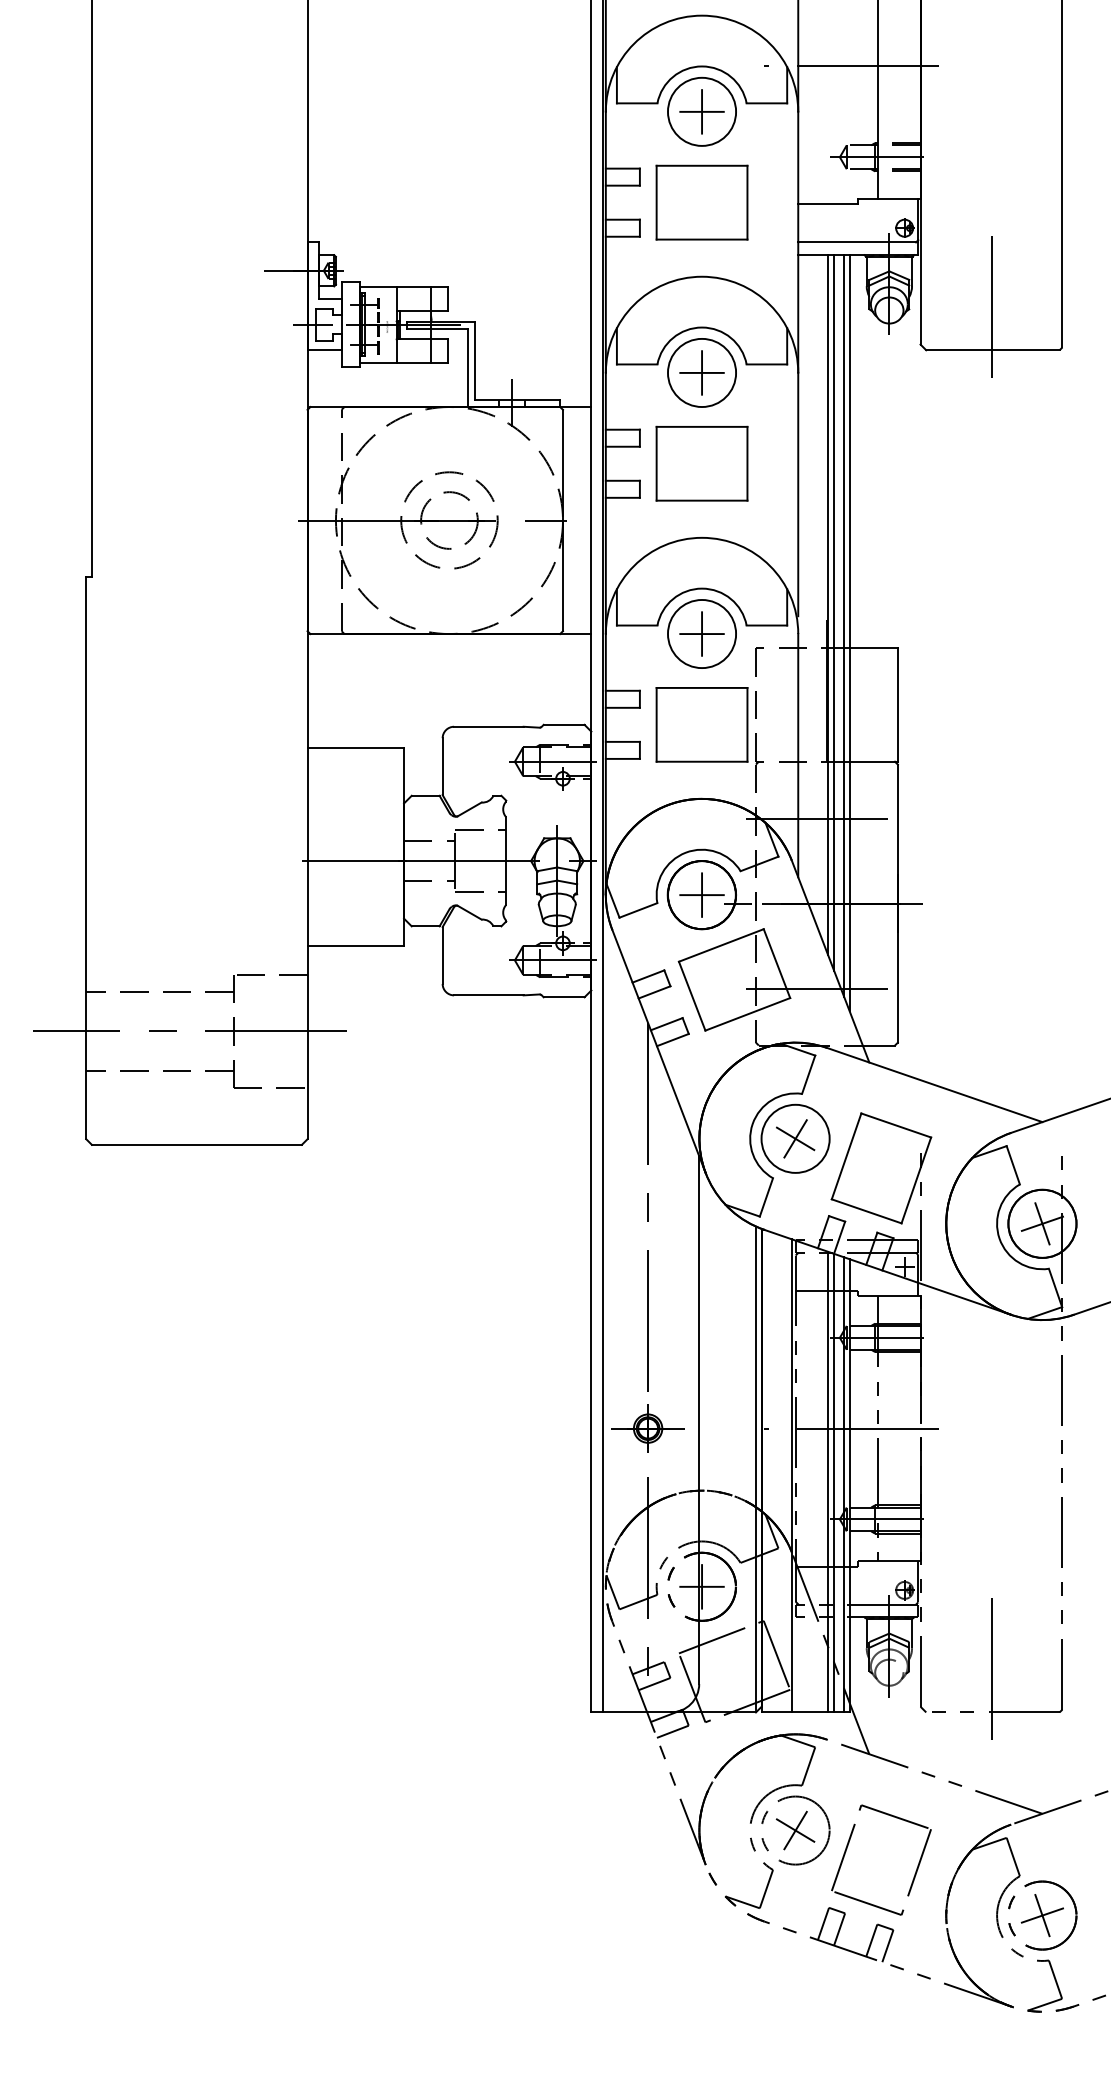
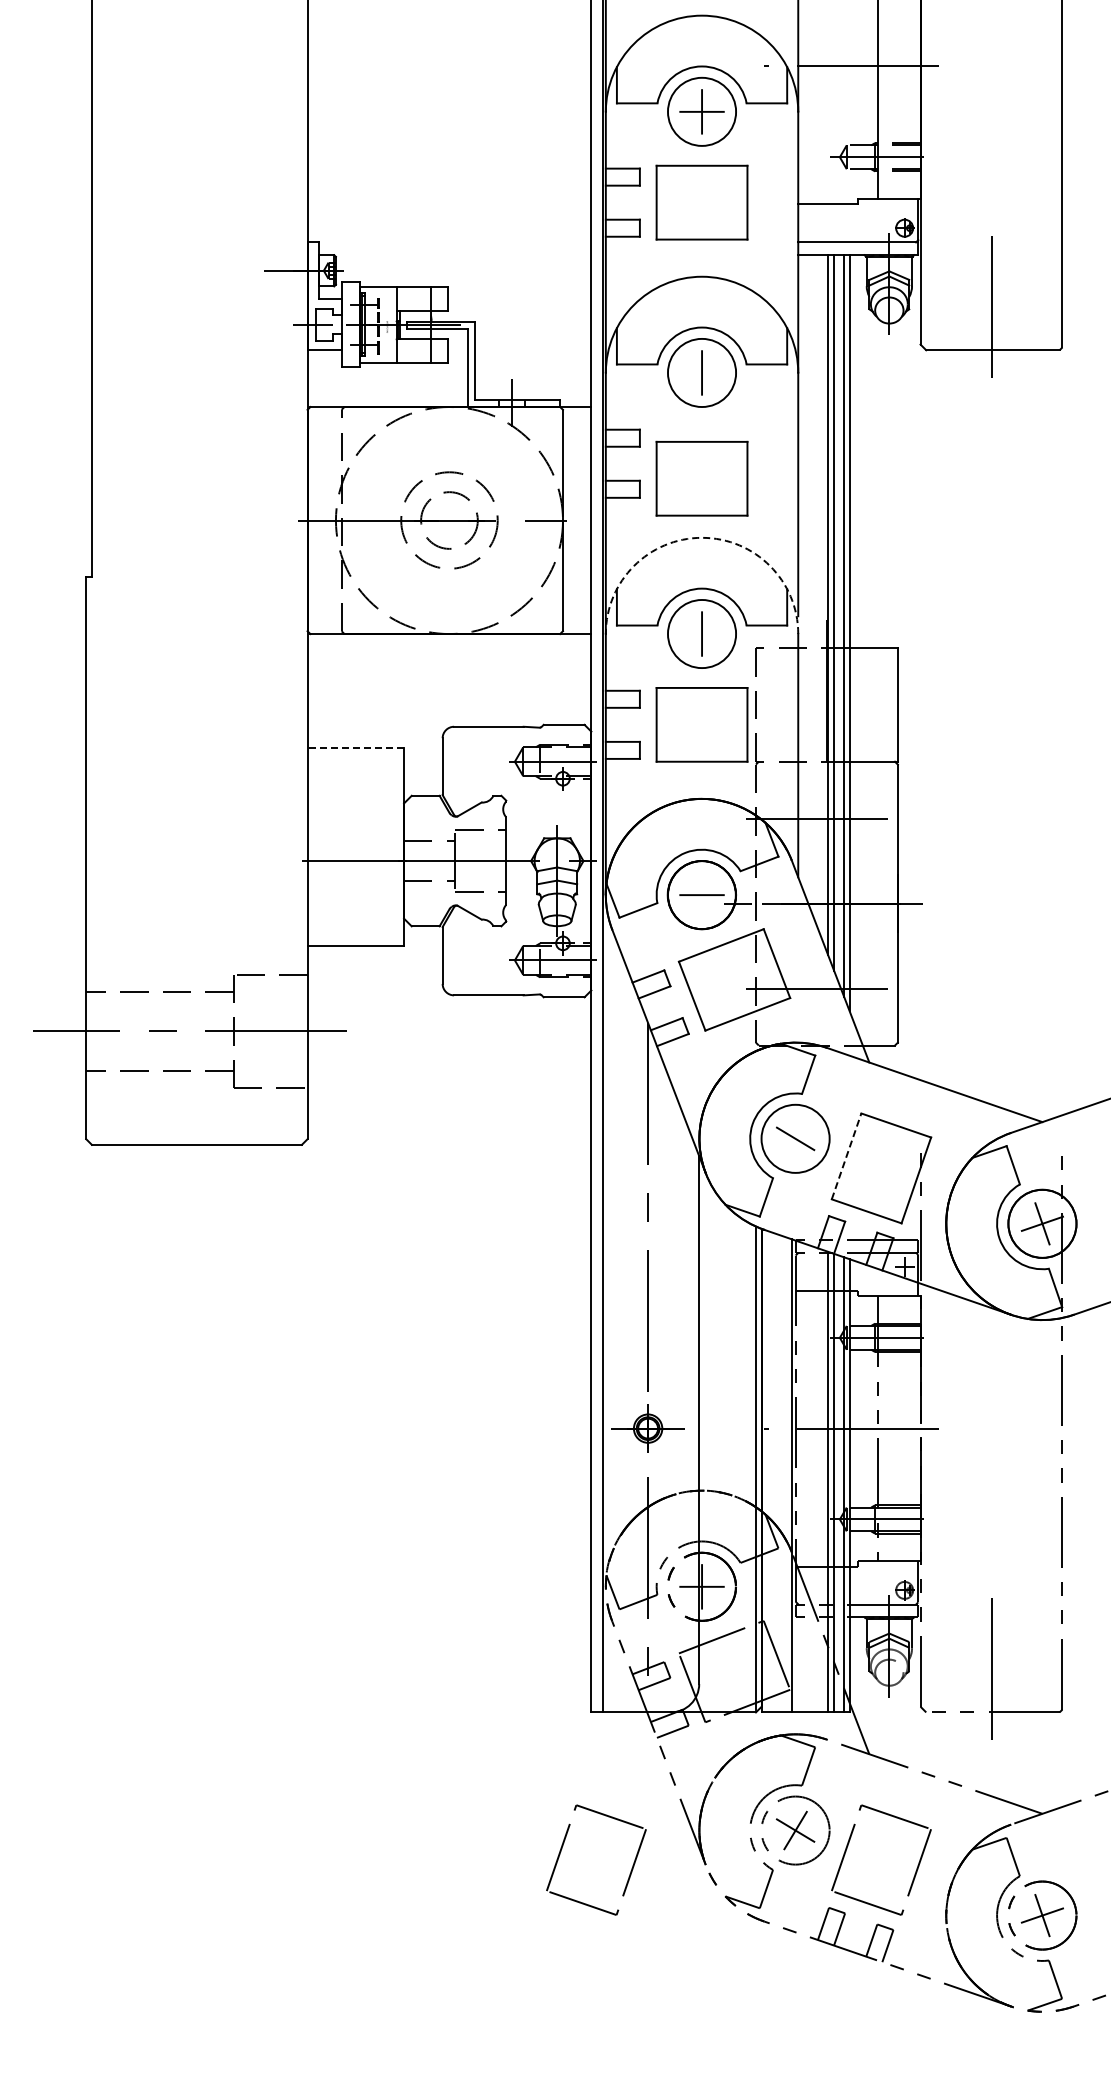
line: present -> none (701, 372)
part position: (701, 463) -> (701, 478) (701, 478)
arc: solid -> dashed (702, 537)
line: present -> none (701, 634)
line: solid -> dashed (355, 747)
line: present -> none (702, 894)
line: present -> none (795, 1138)
line: solid -> dashed (846, 1155)
part: none -> present (562, 1849)
